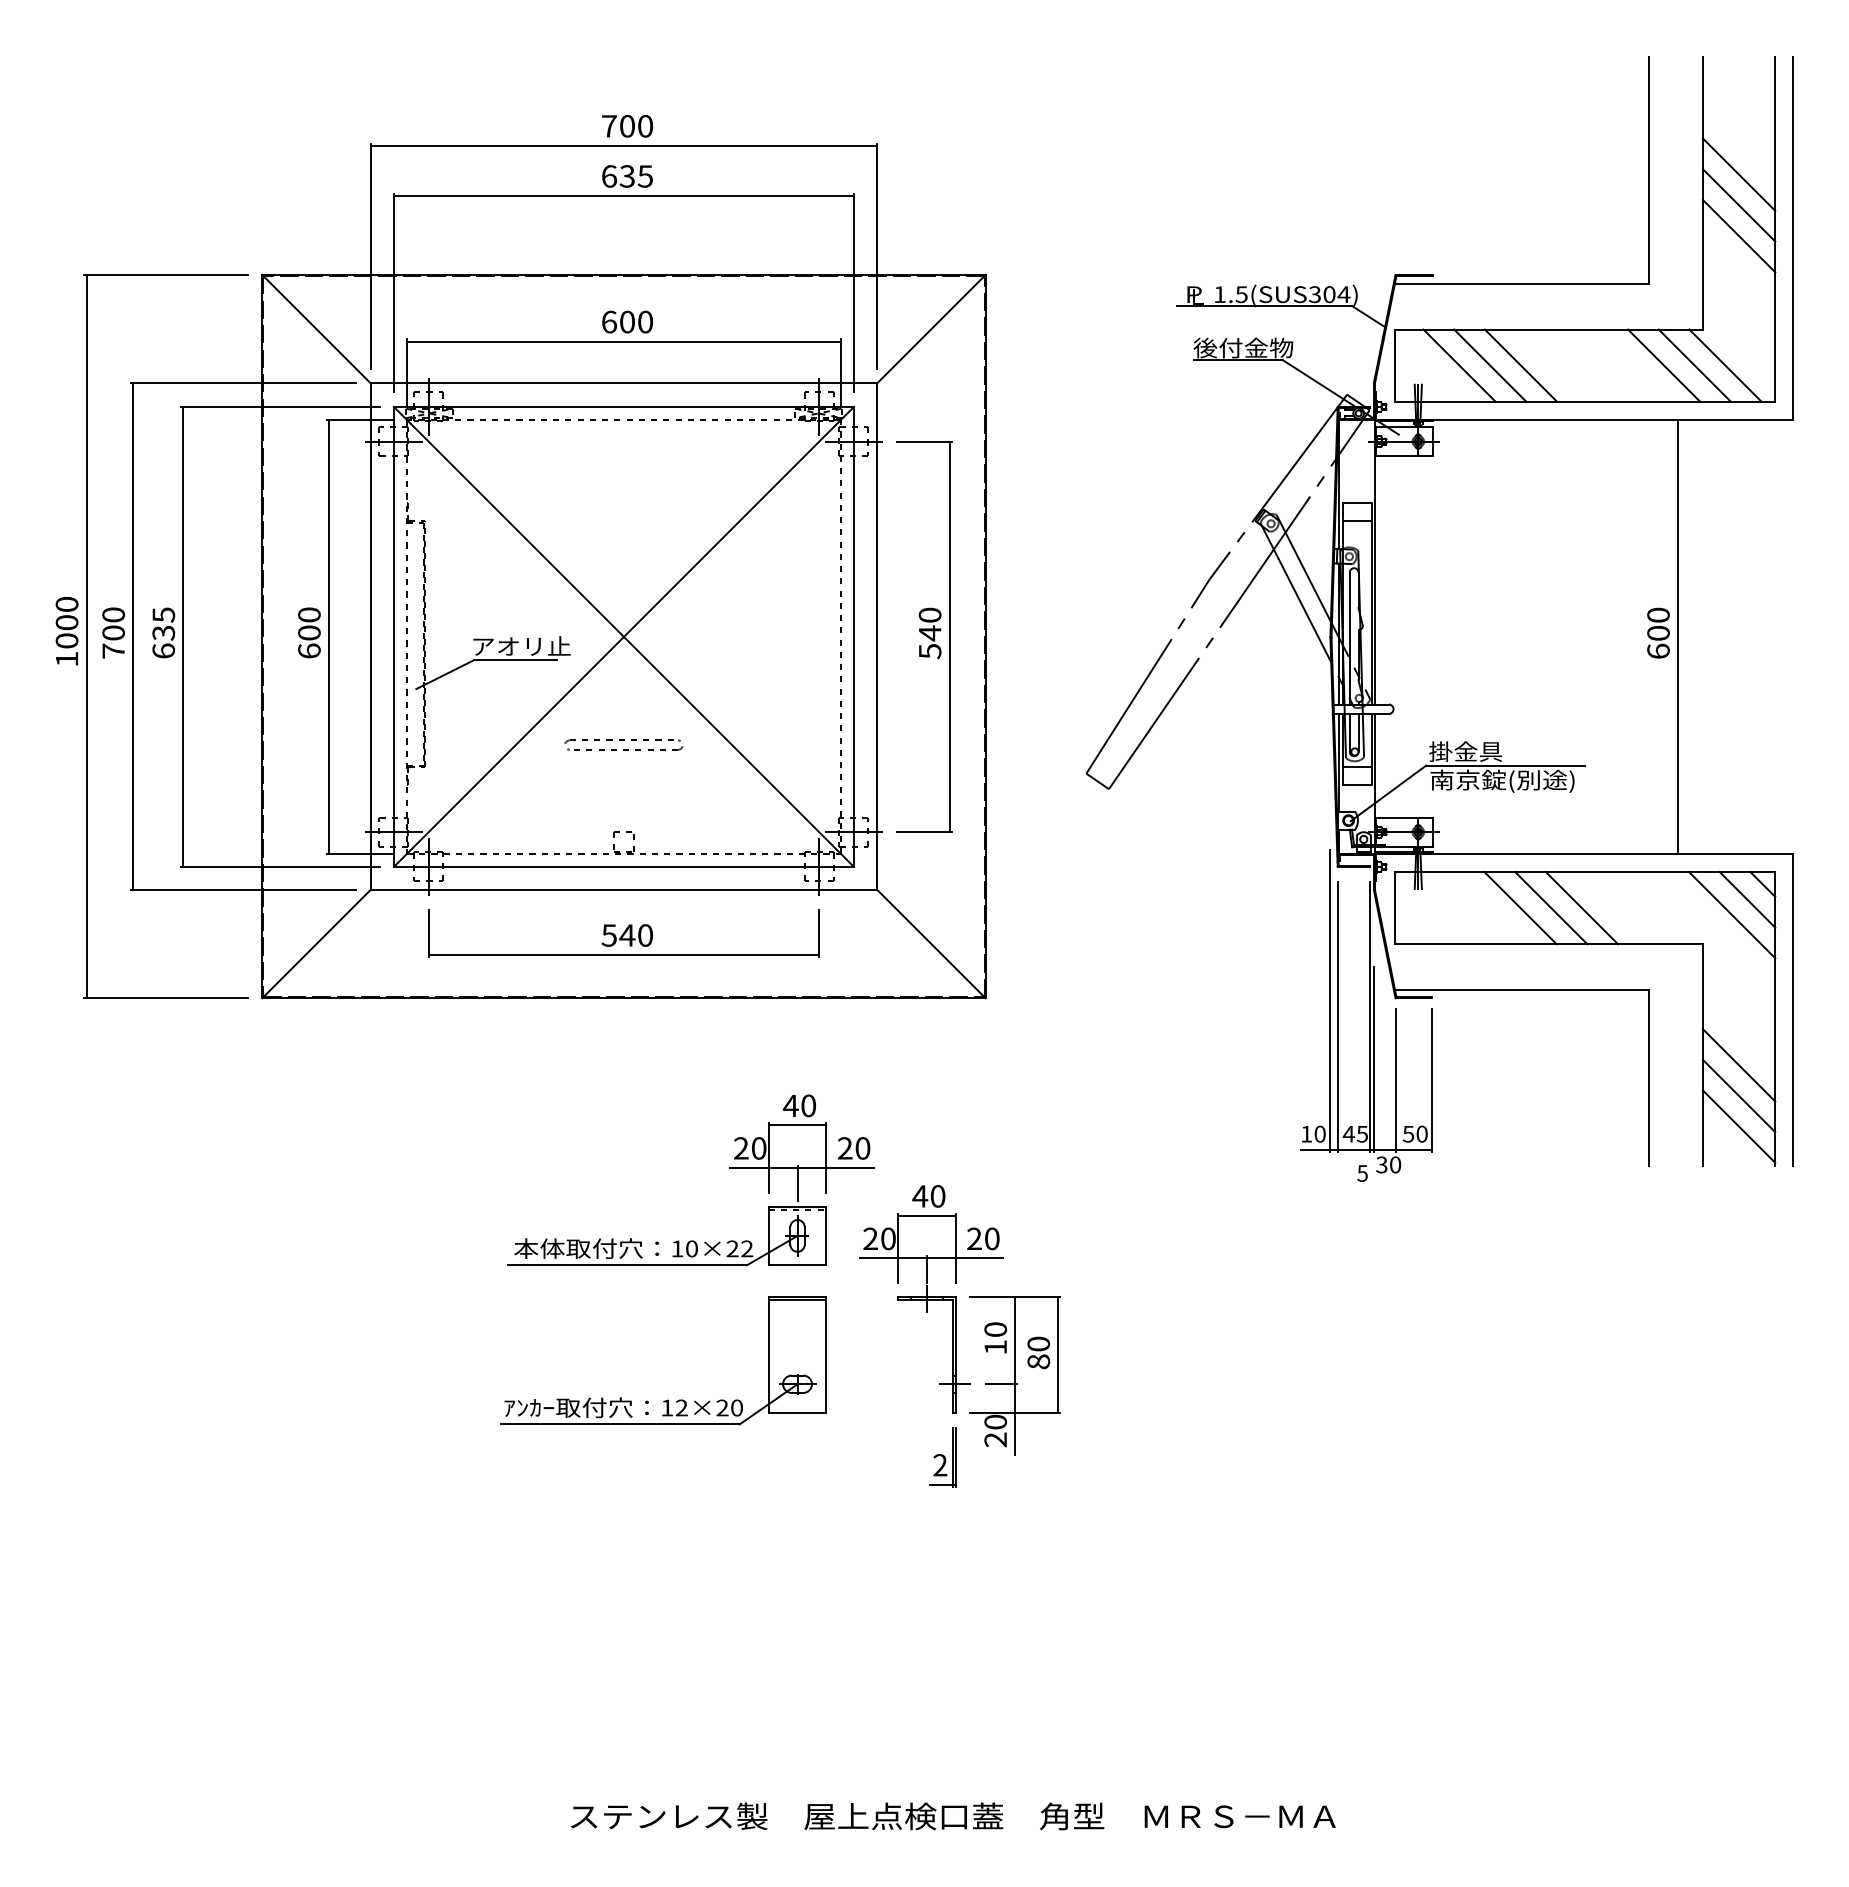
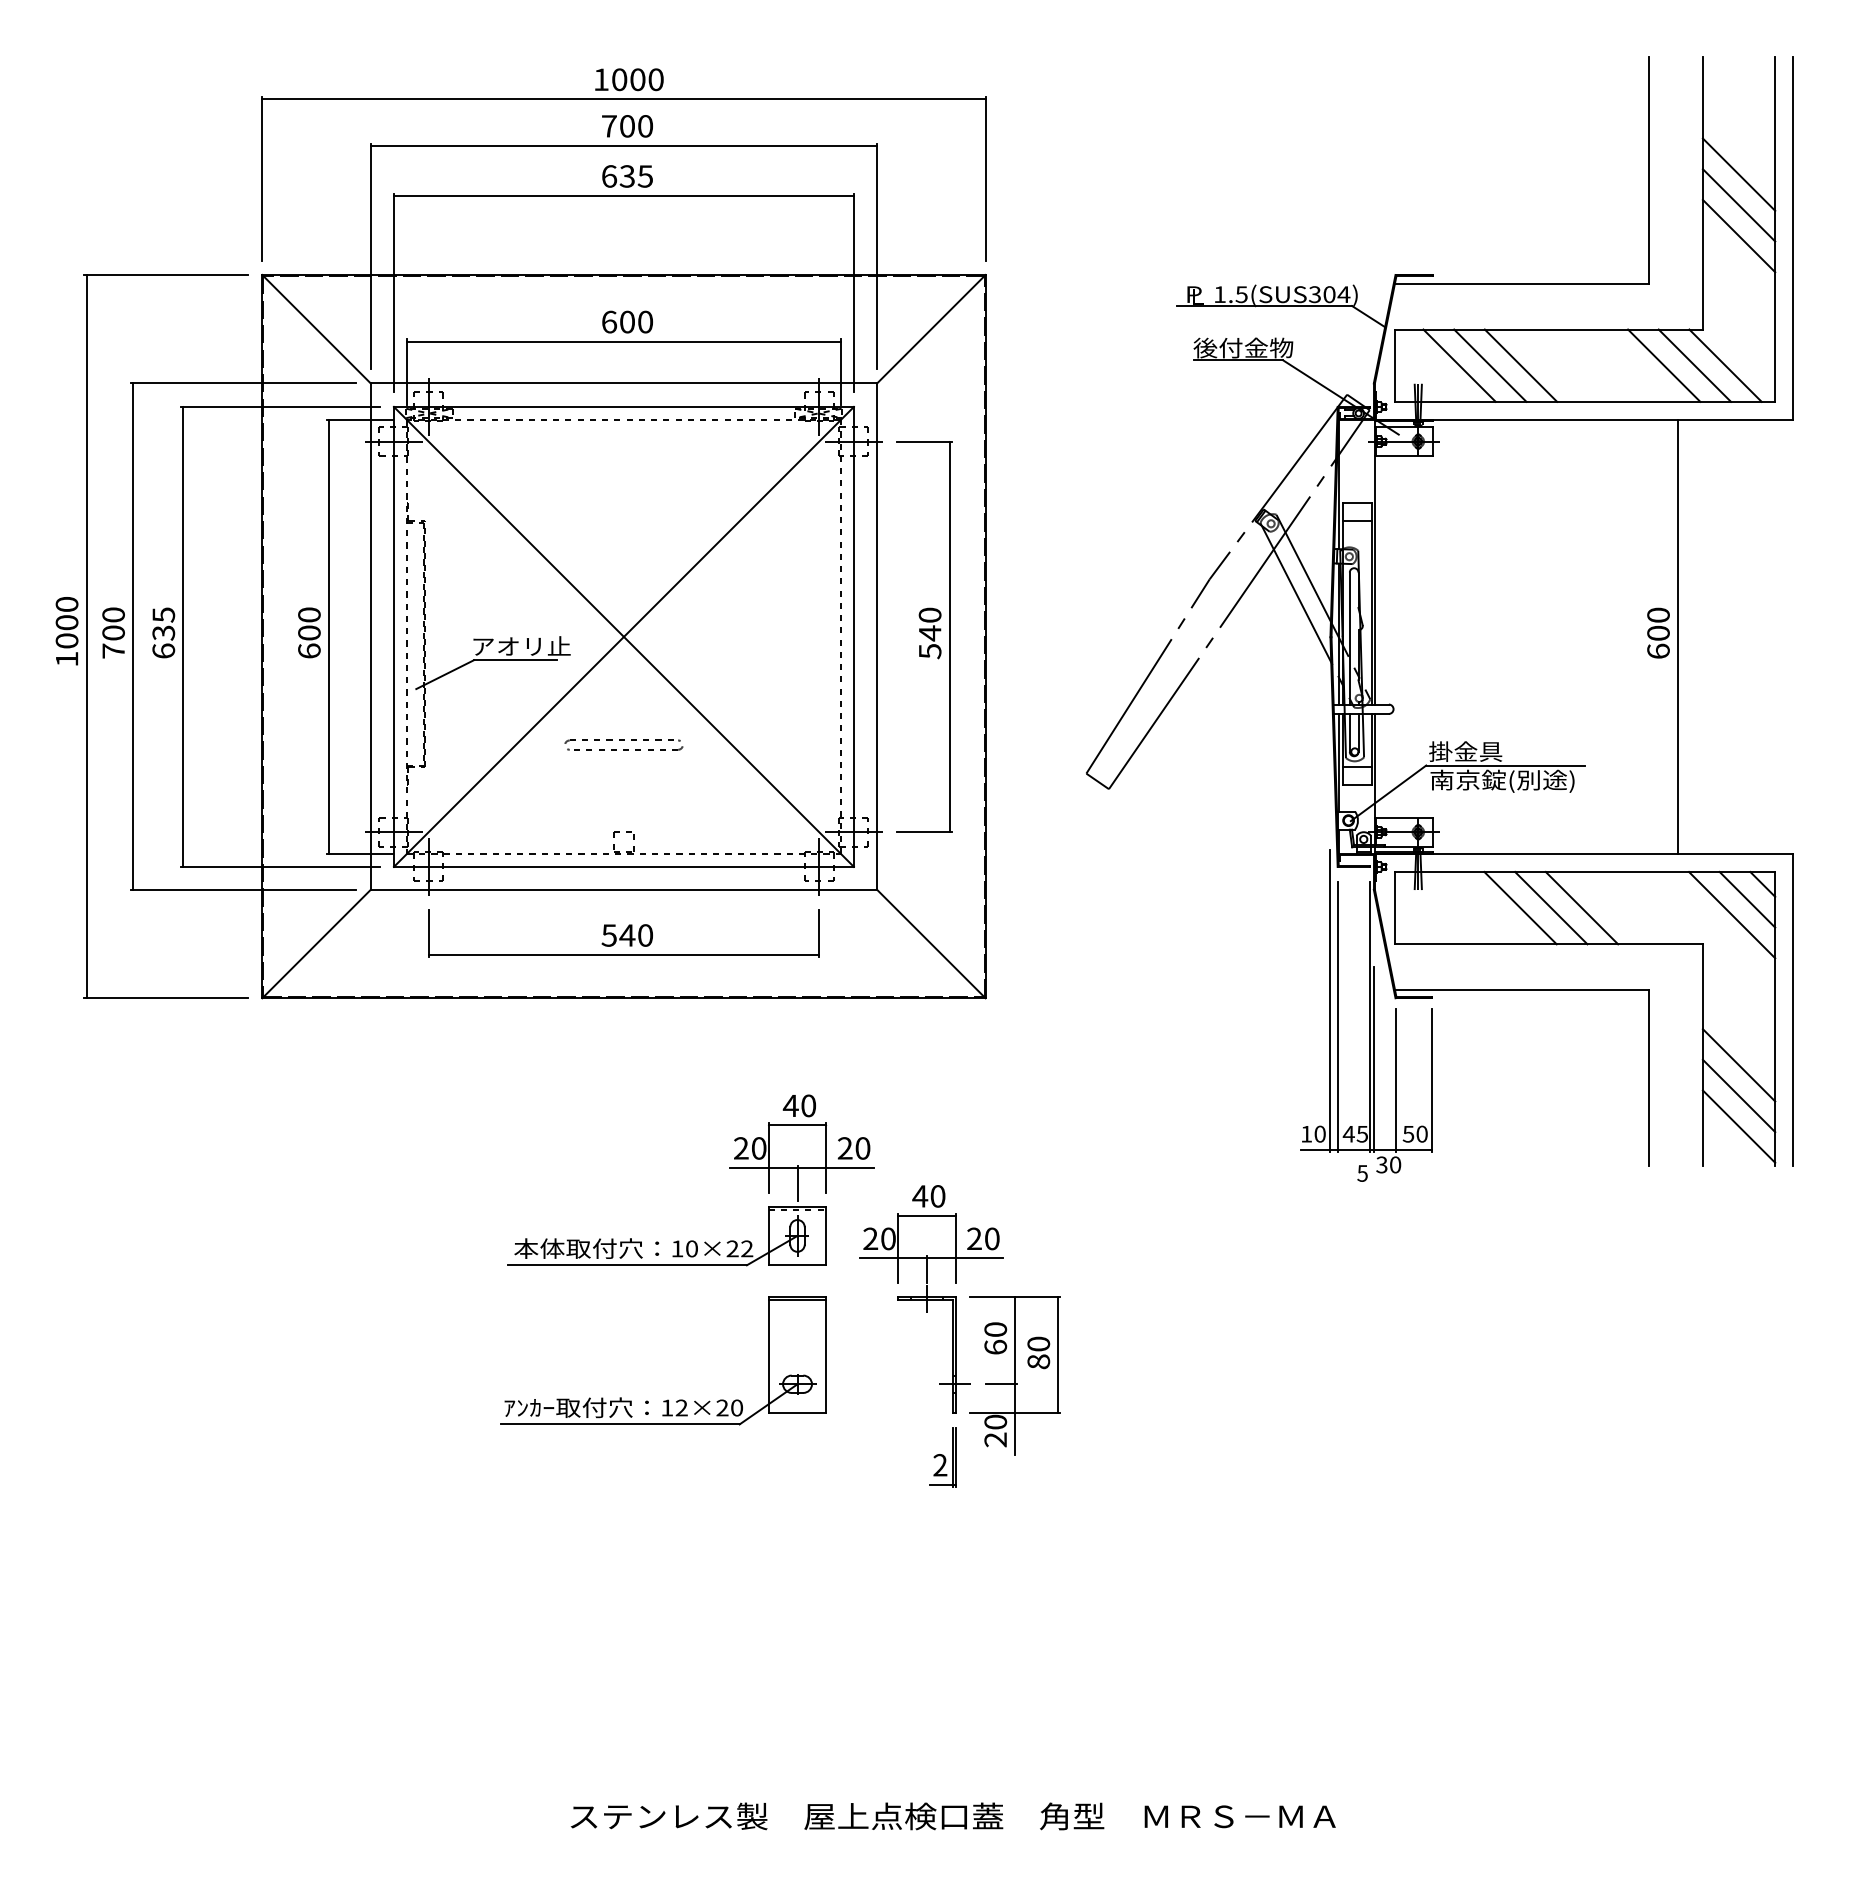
part: none -> present (623, 99)
text: 10 -> 60 (995, 1346)
